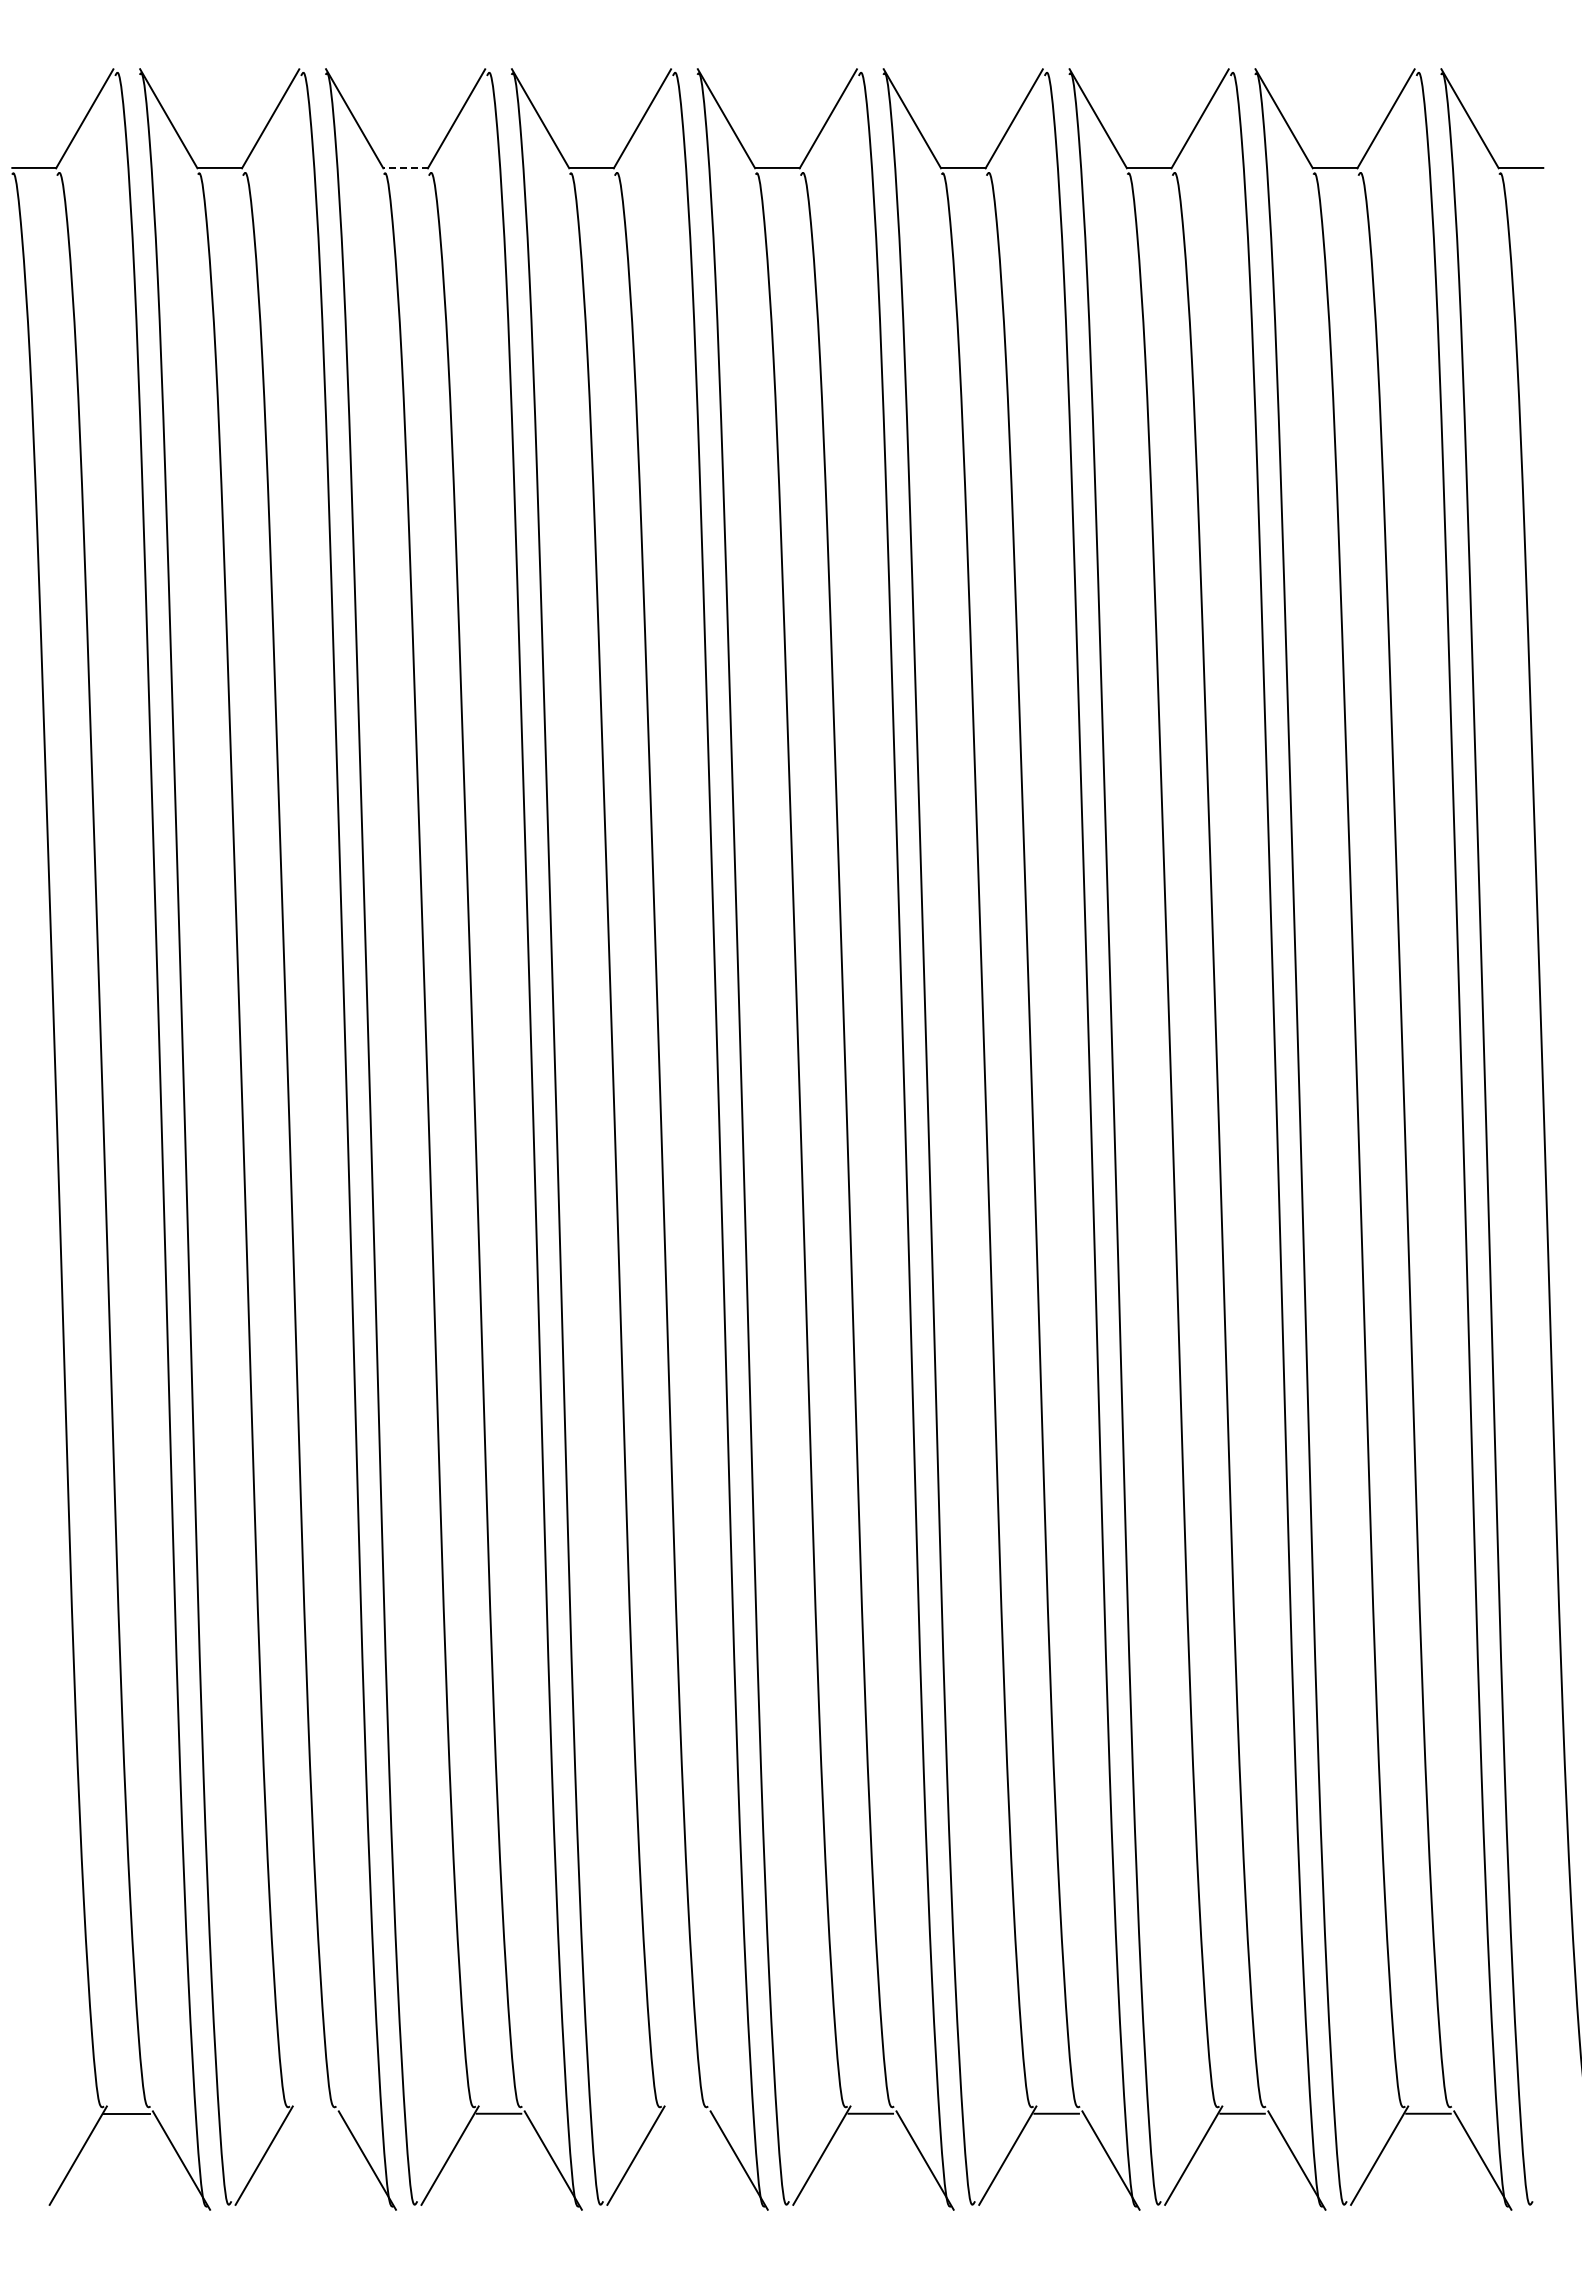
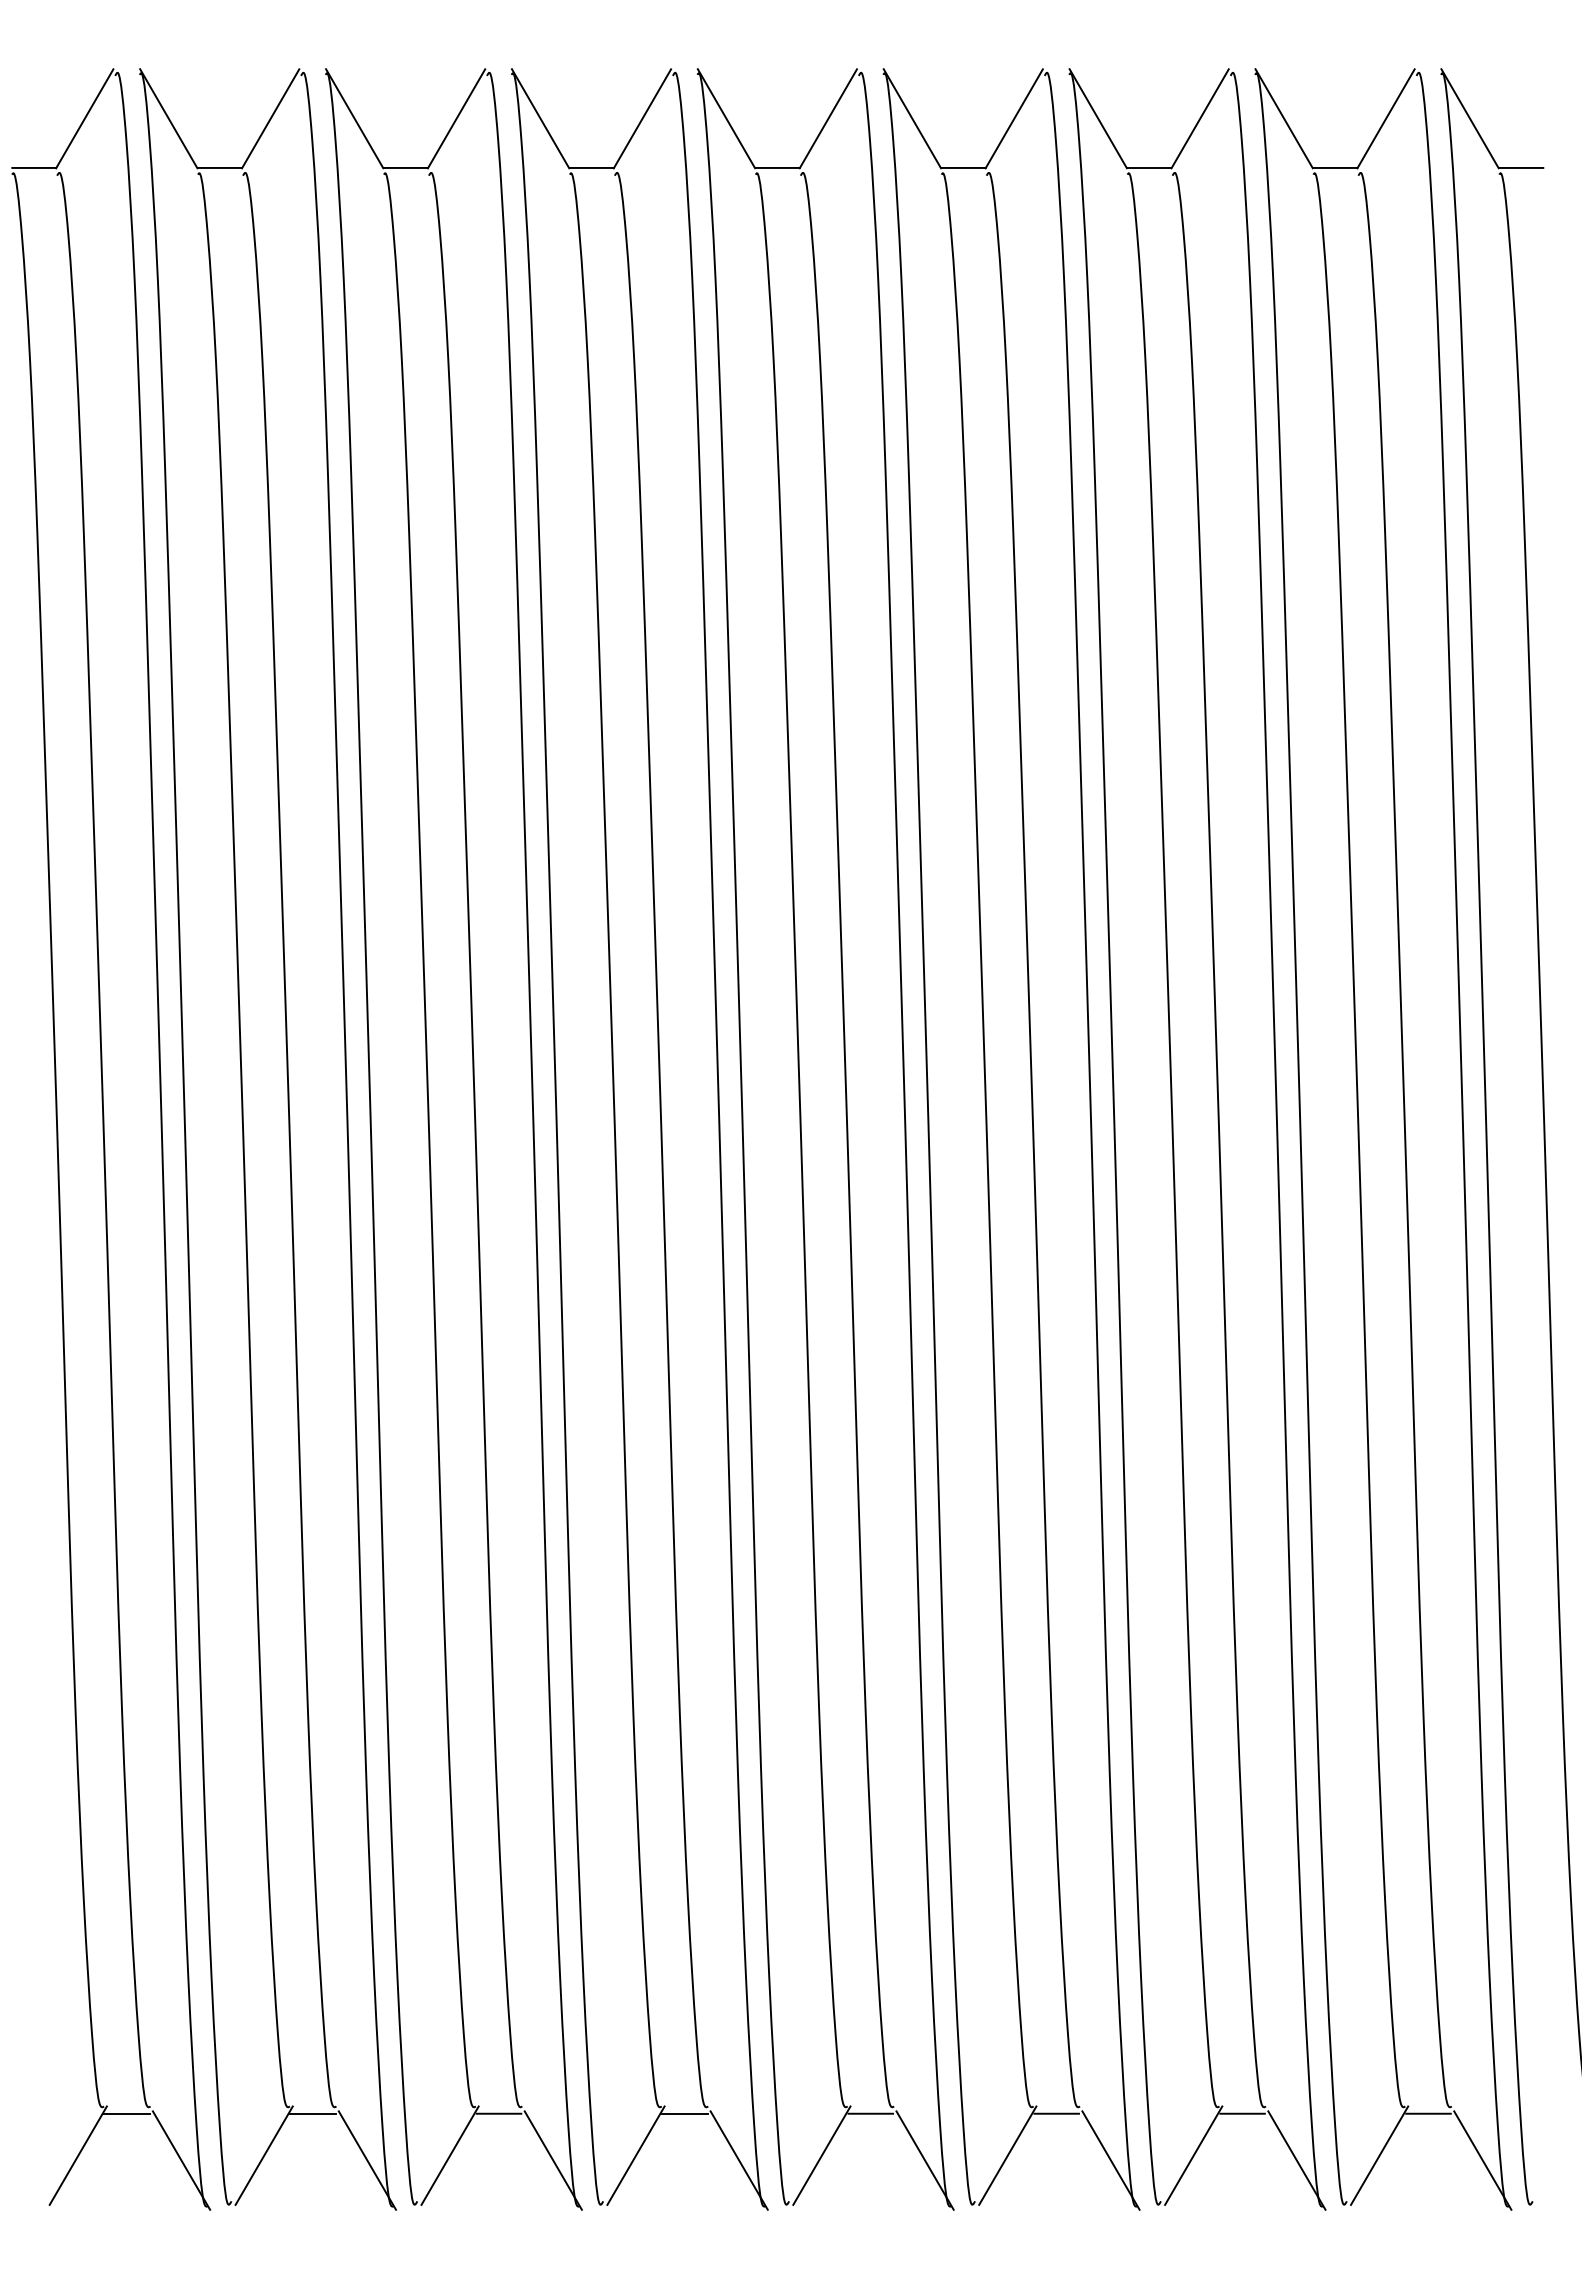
line: dashed -> solid (405, 167)
line: none -> present (312, 2113)
line: none -> present (684, 2113)
